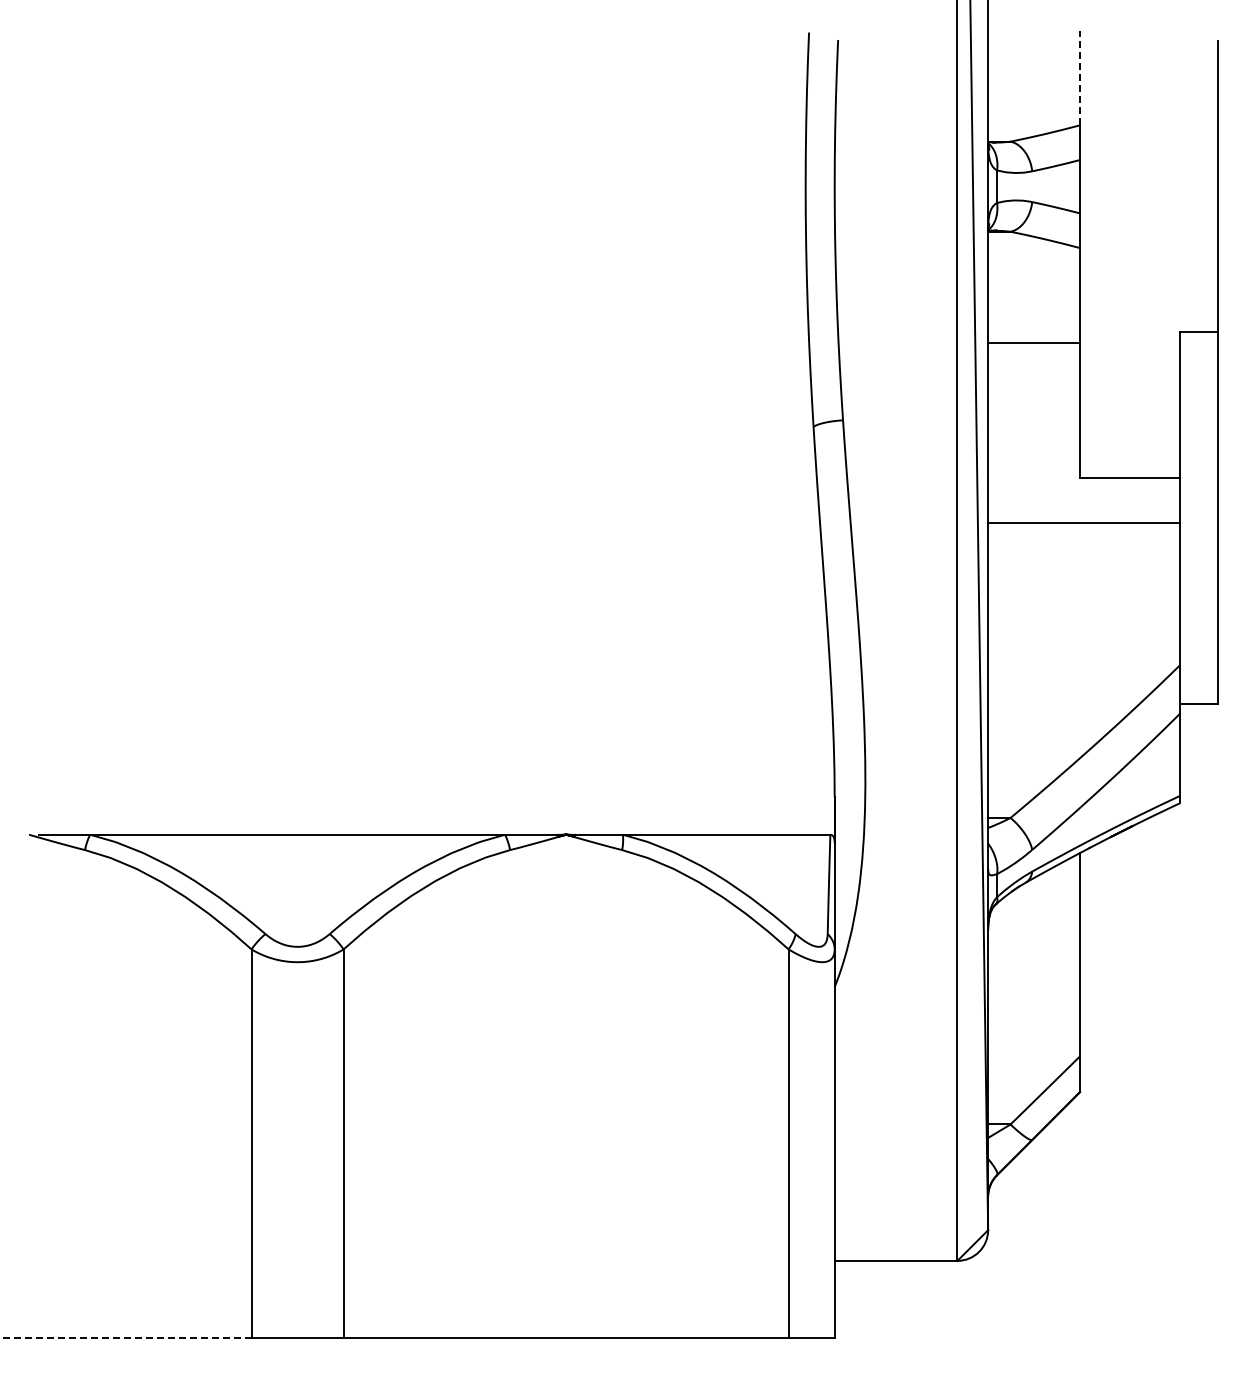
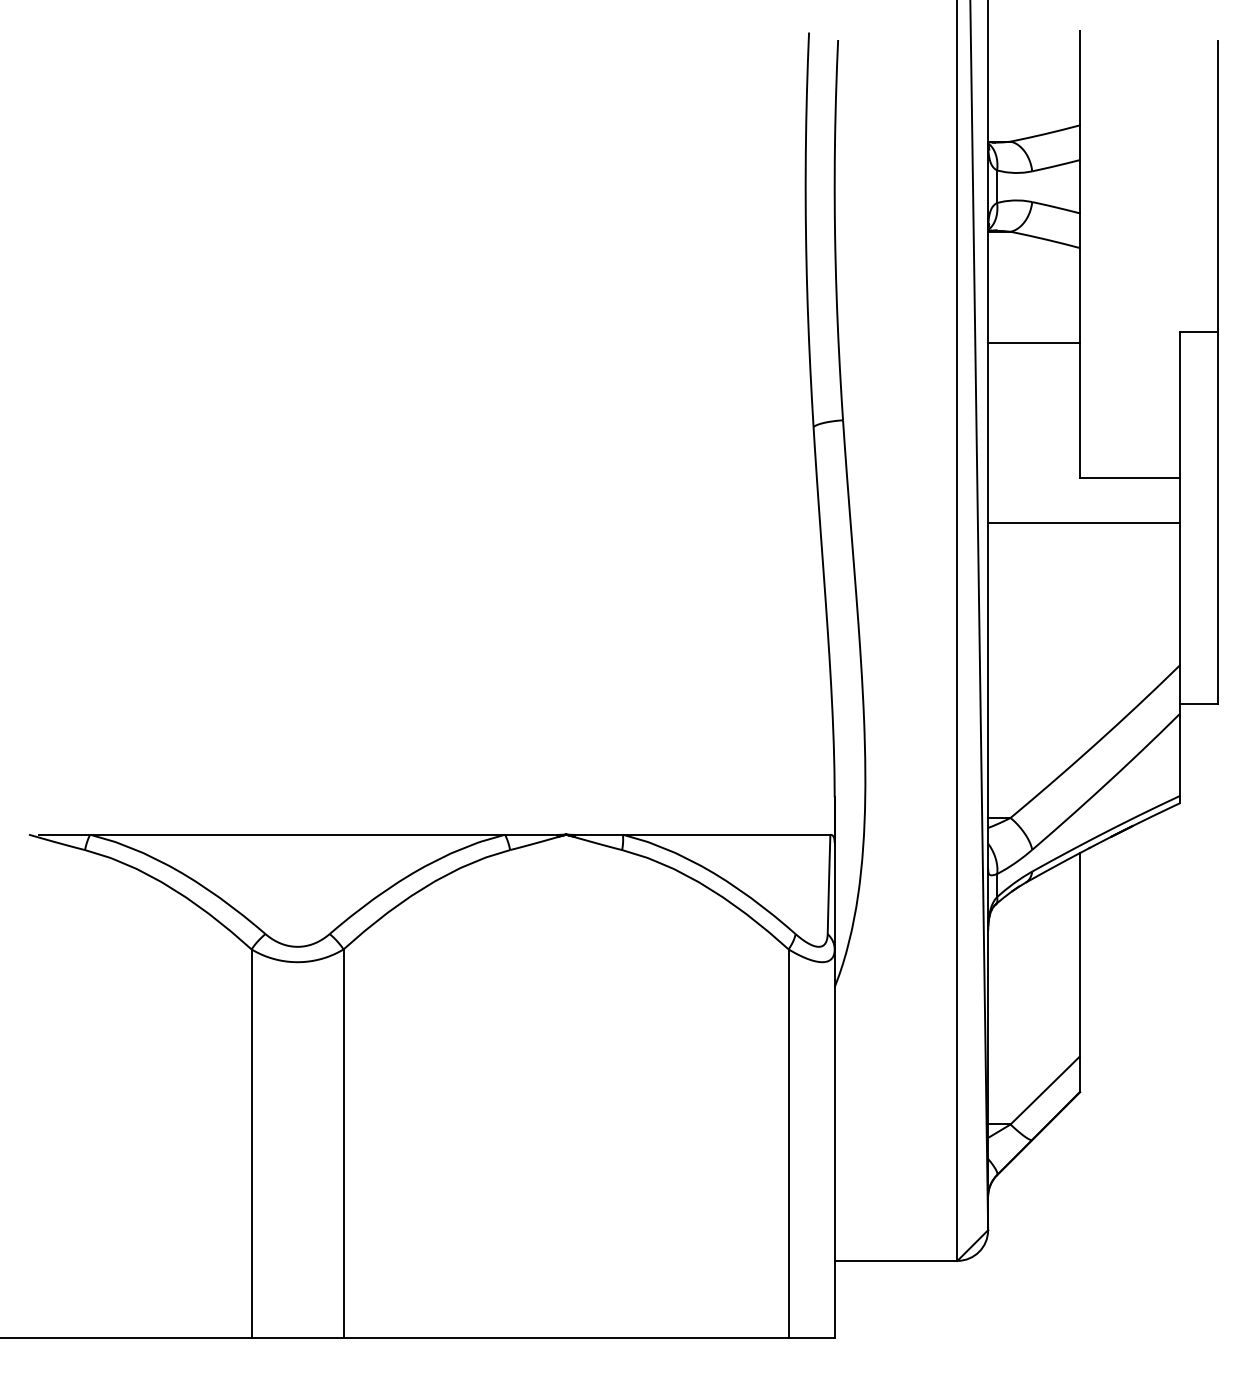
line: dashed -> solid (1080, 77)
line: dashed -> solid (125, 1337)
